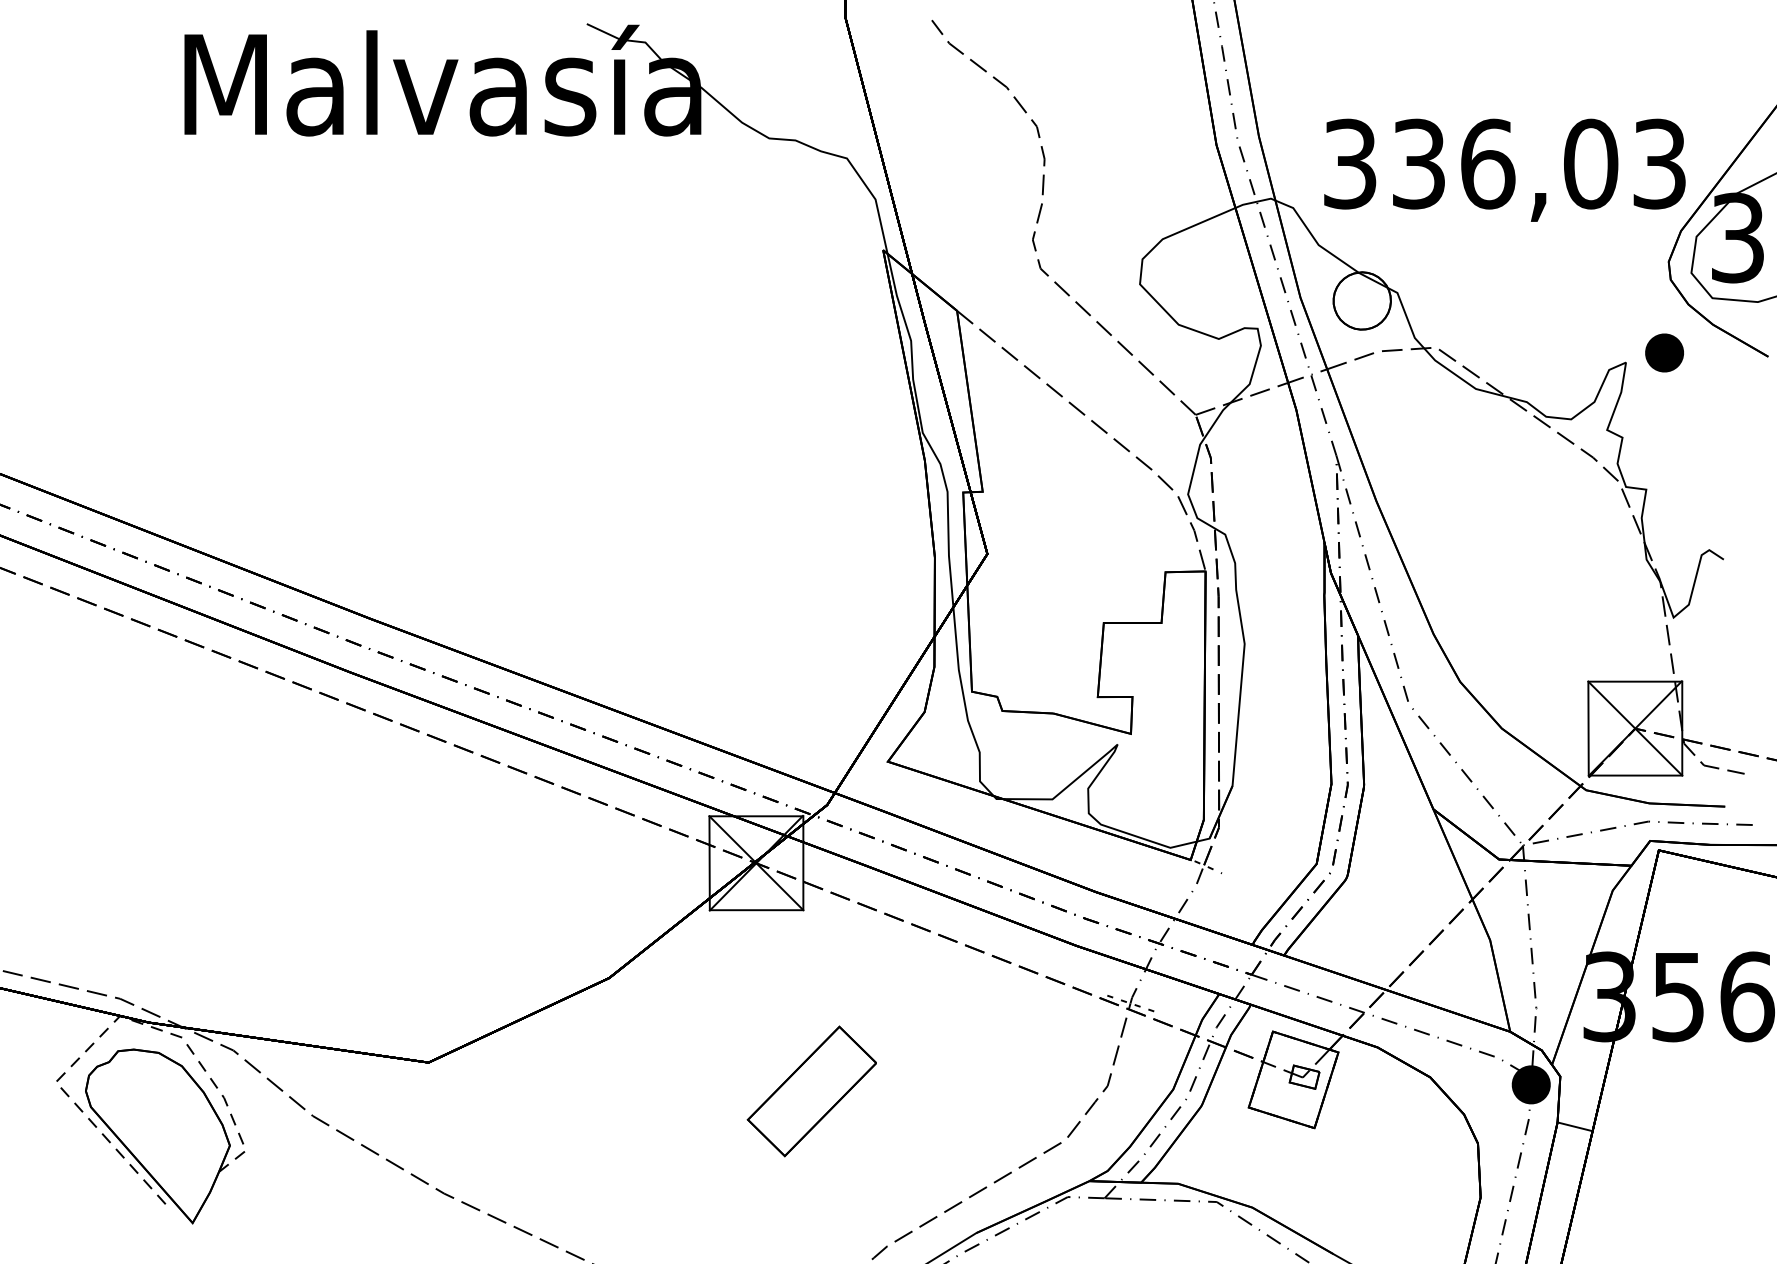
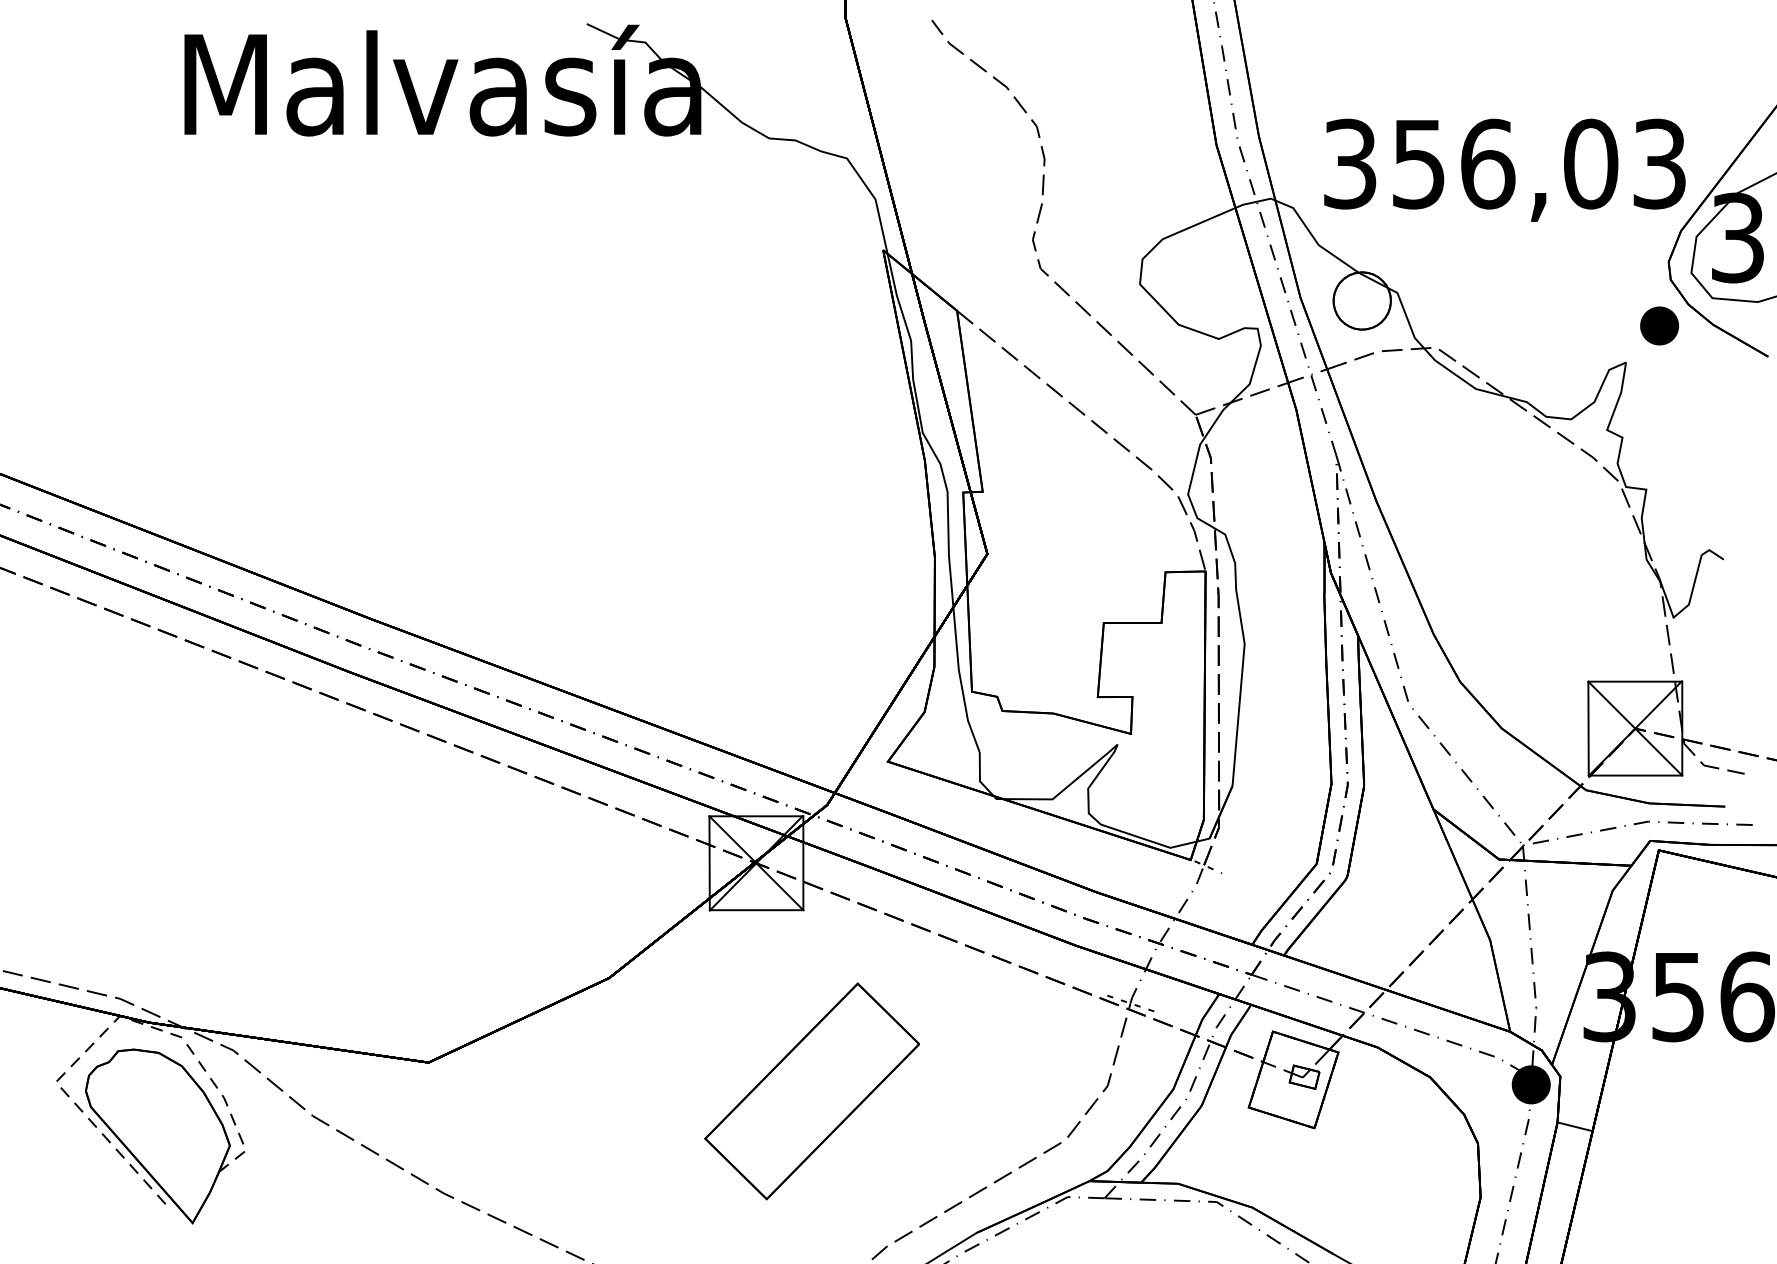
text: 336,03 -> 356,03 (1418, 163)
part position: (1664, 352) -> (1659, 325) (1659, 325)
part size: 131x133 px -> 216x219 px (811, 1091)
